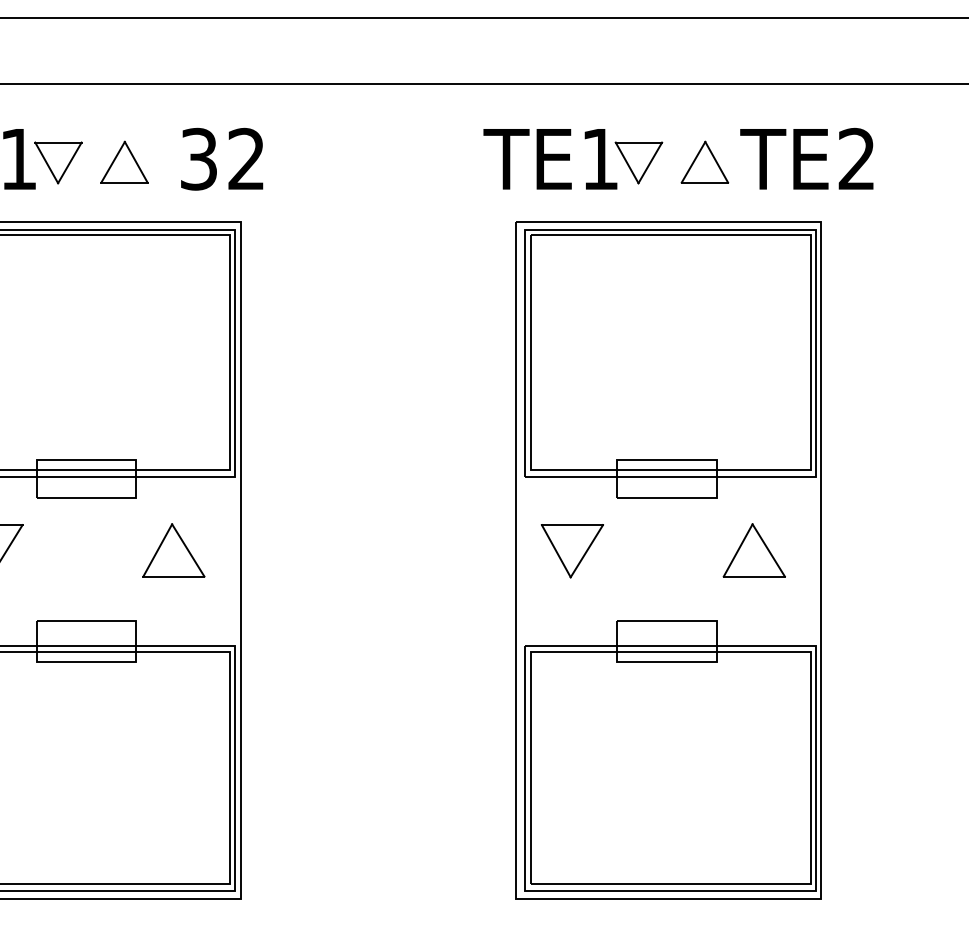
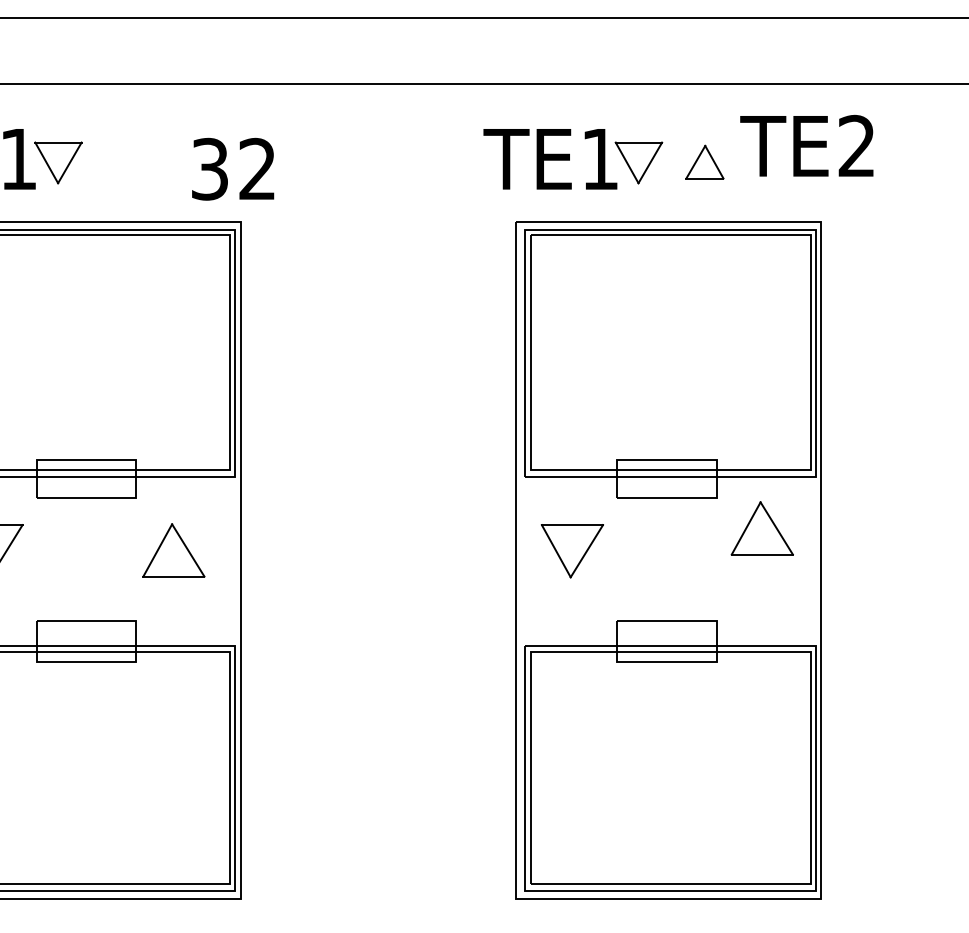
text position: (222, 158) -> (233, 168) (233, 168)
text position: (806, 158) -> (806, 145) (806, 145)
part: present -> none (124, 161)
part size: 50x44 px -> 40x36 px (704, 161)
part position: (753, 550) -> (761, 528) (761, 528)
